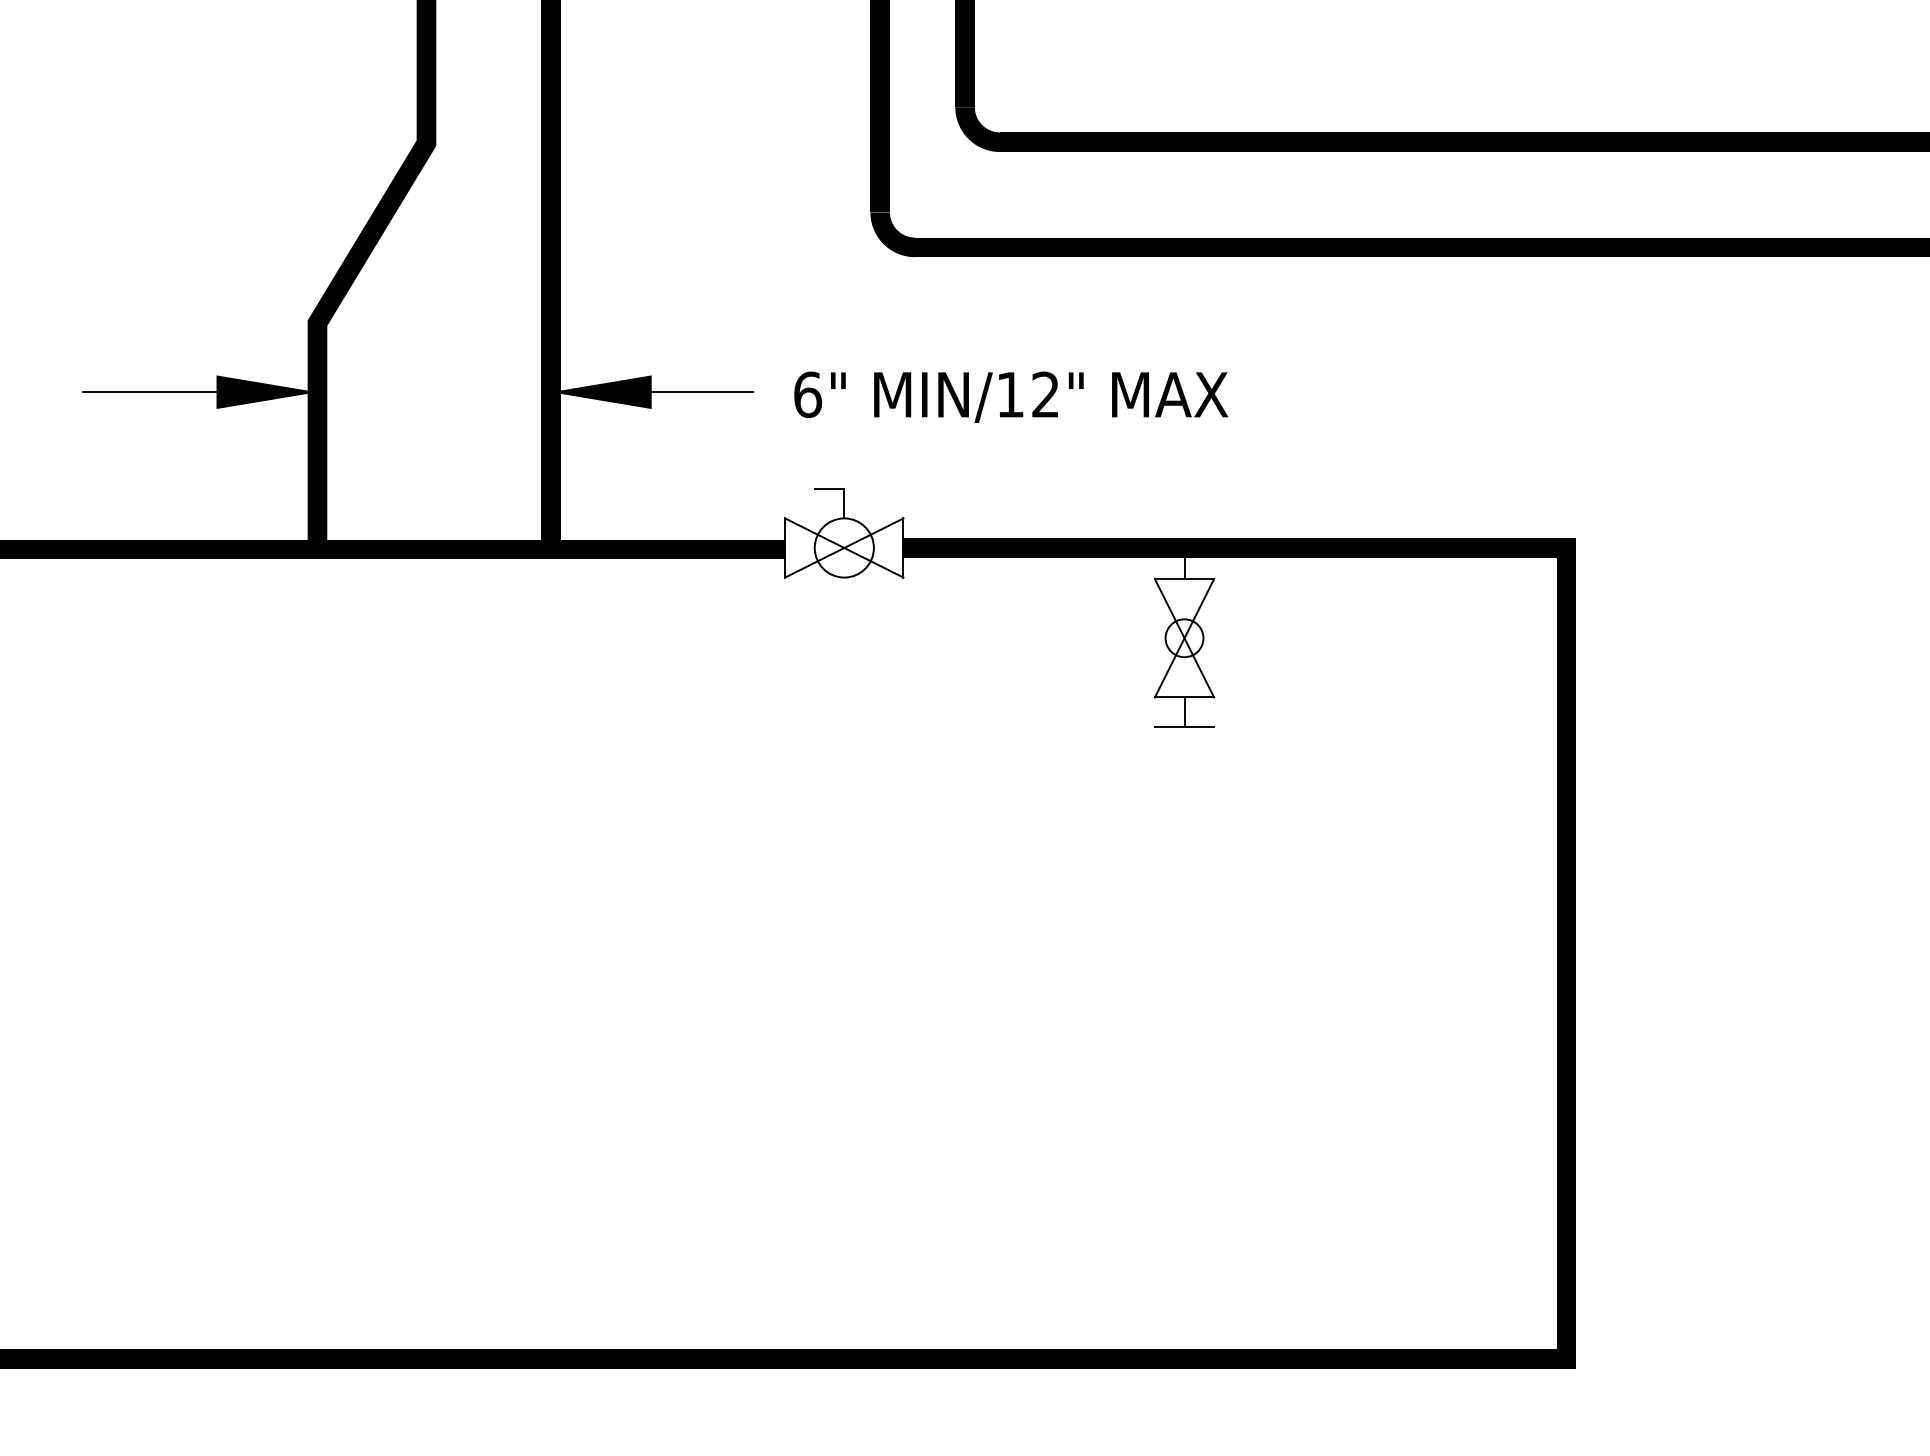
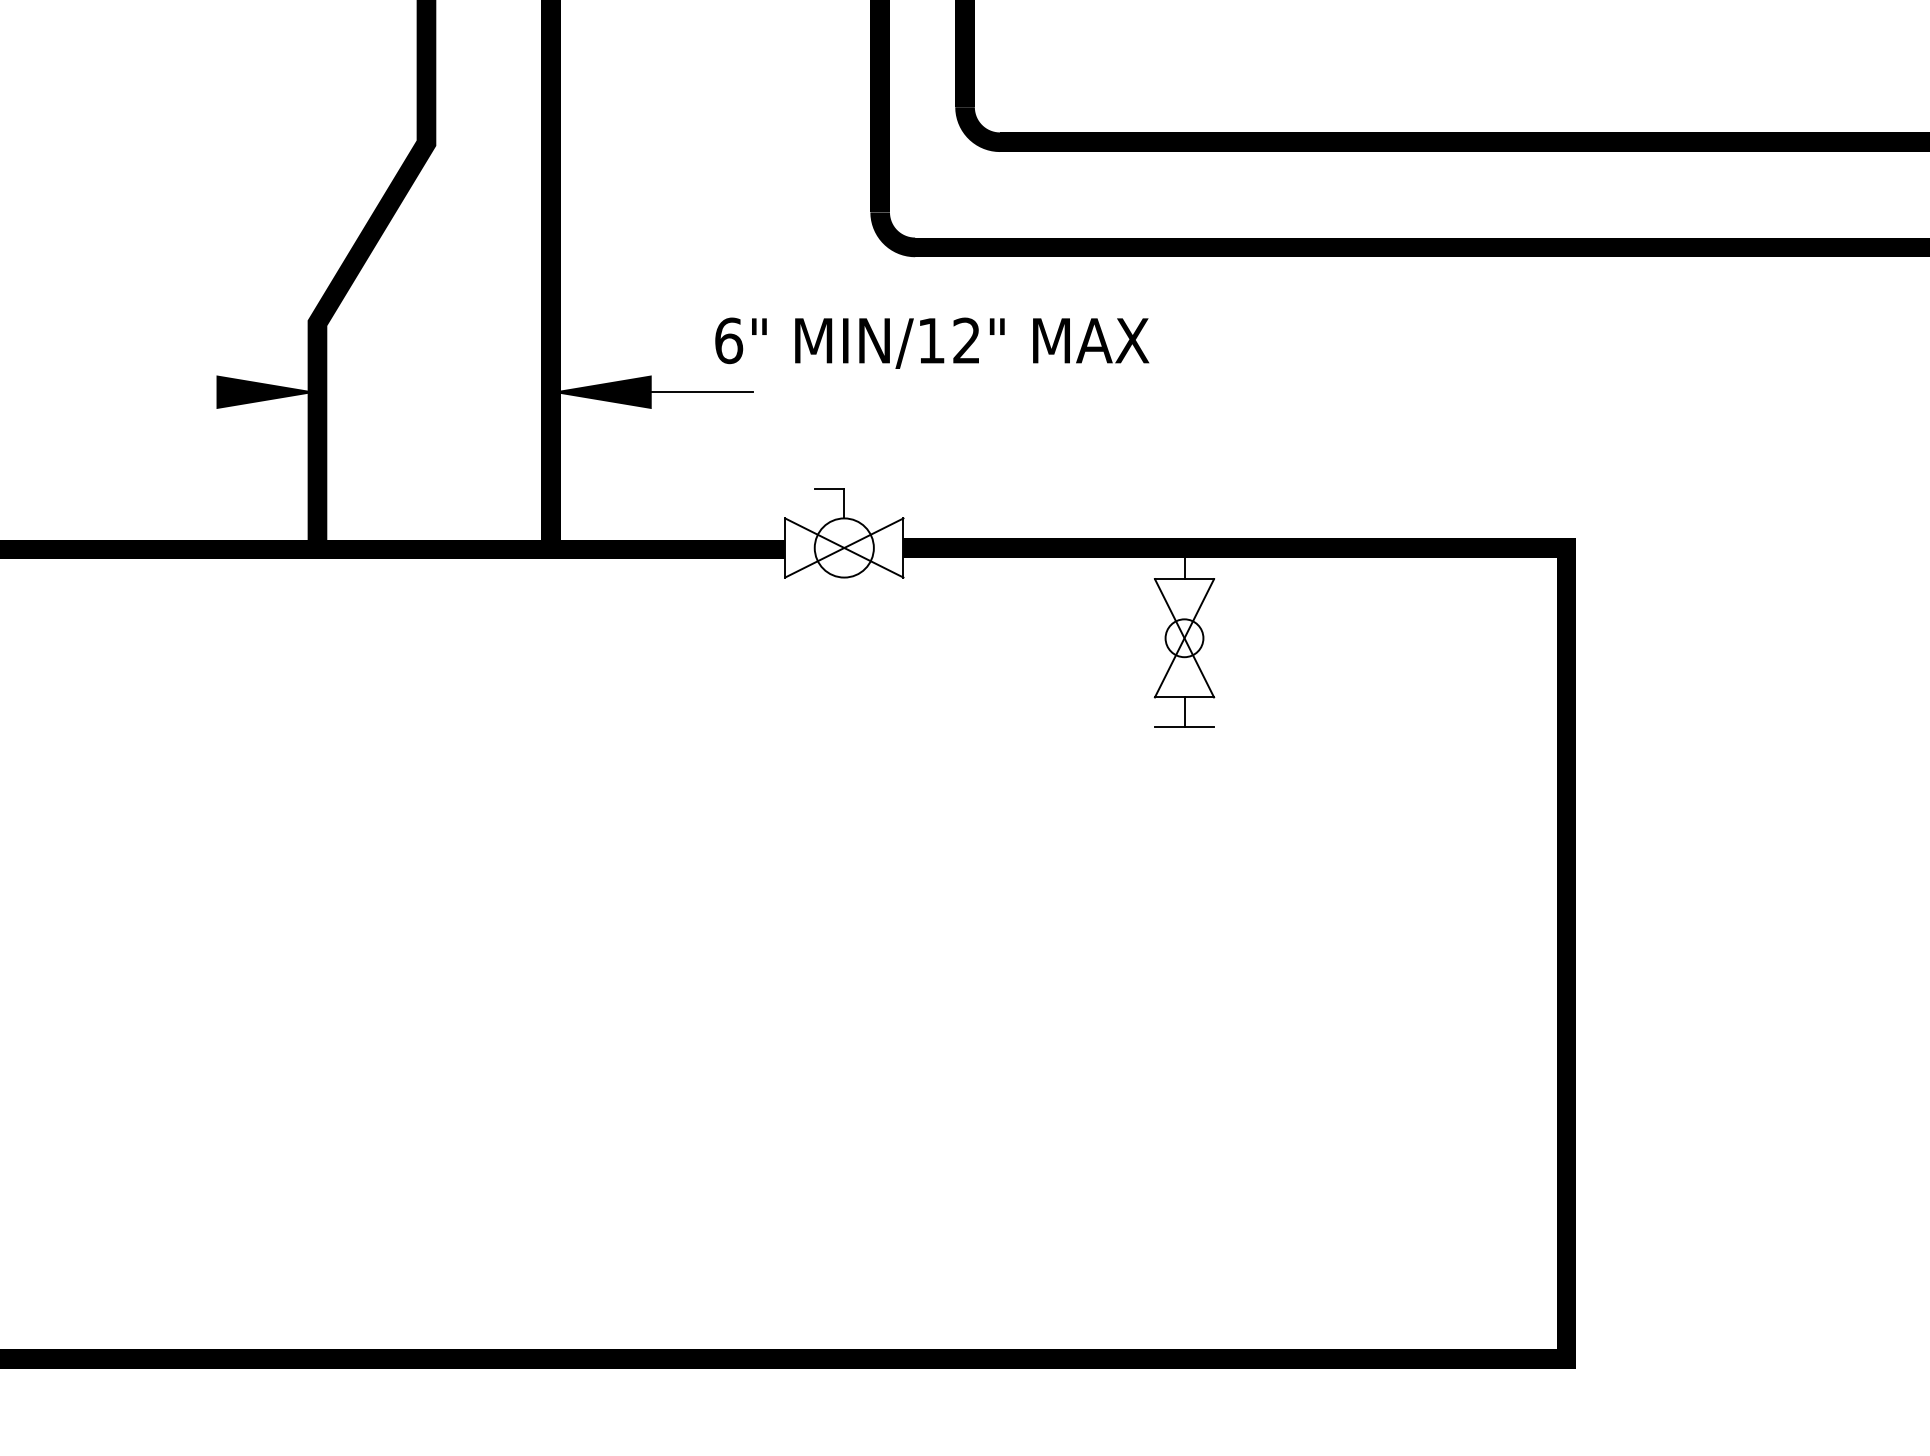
line: present -> none (149, 392)
text position: (1011, 396) -> (932, 342) (932, 342)
